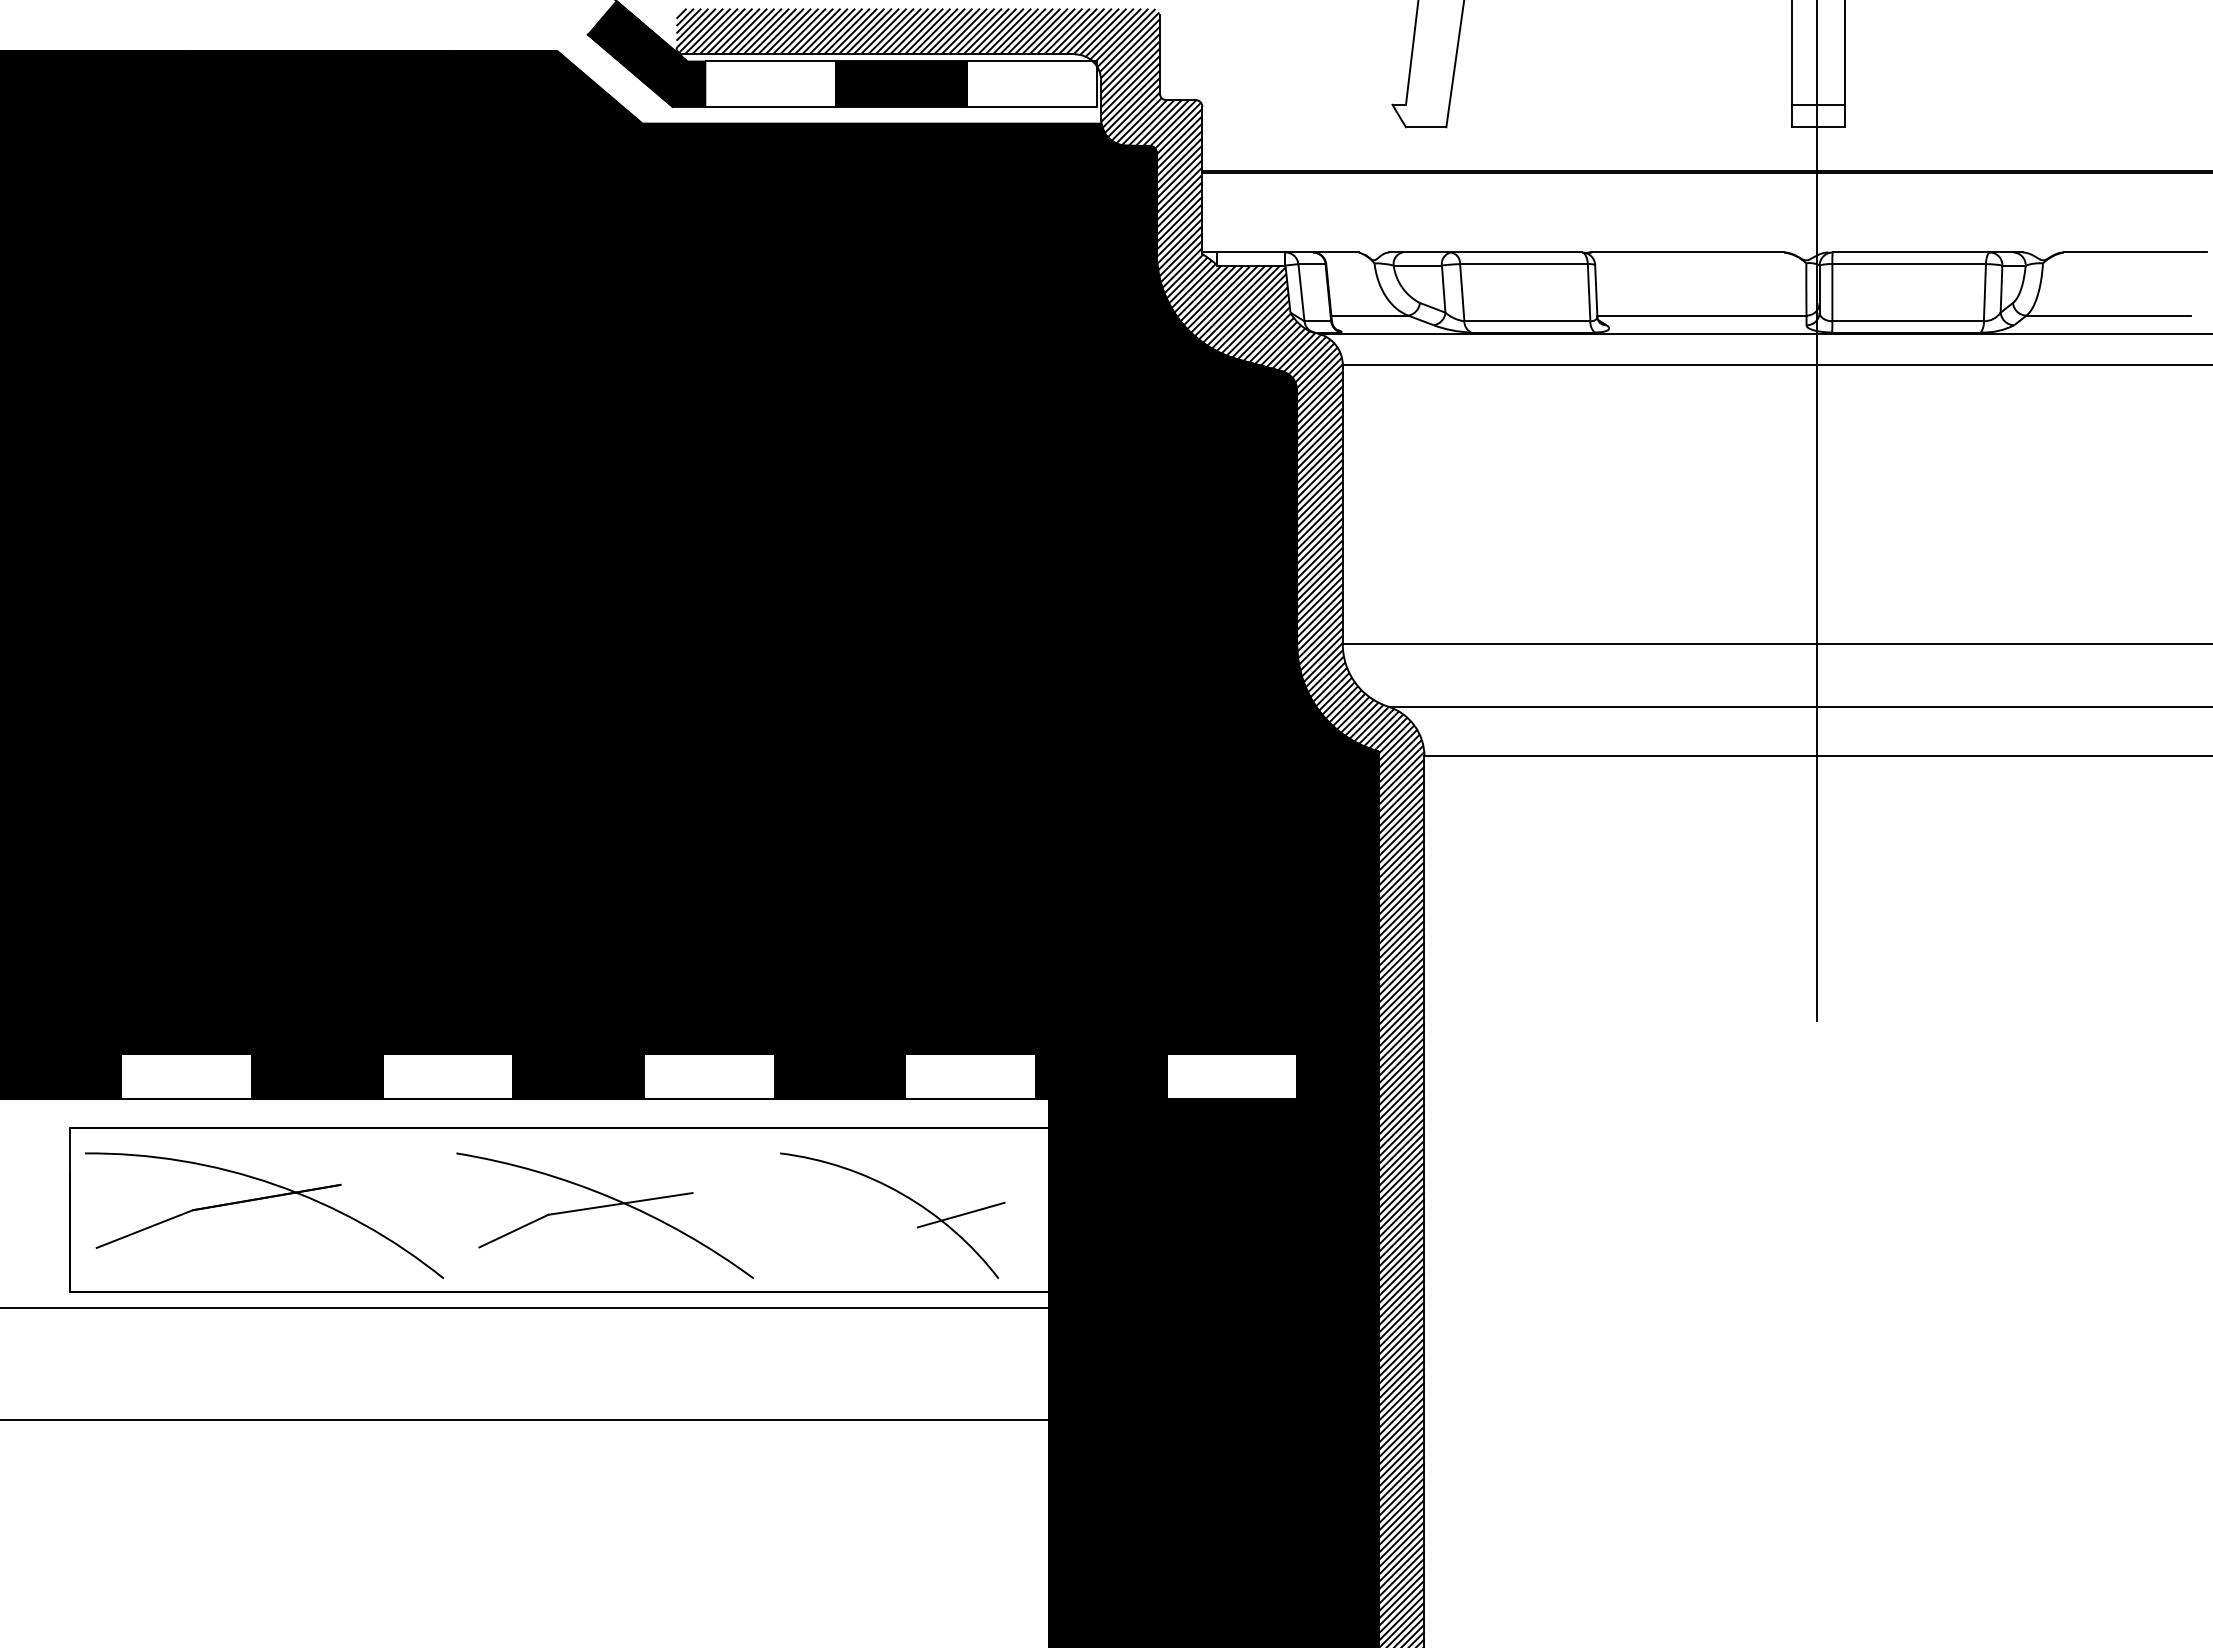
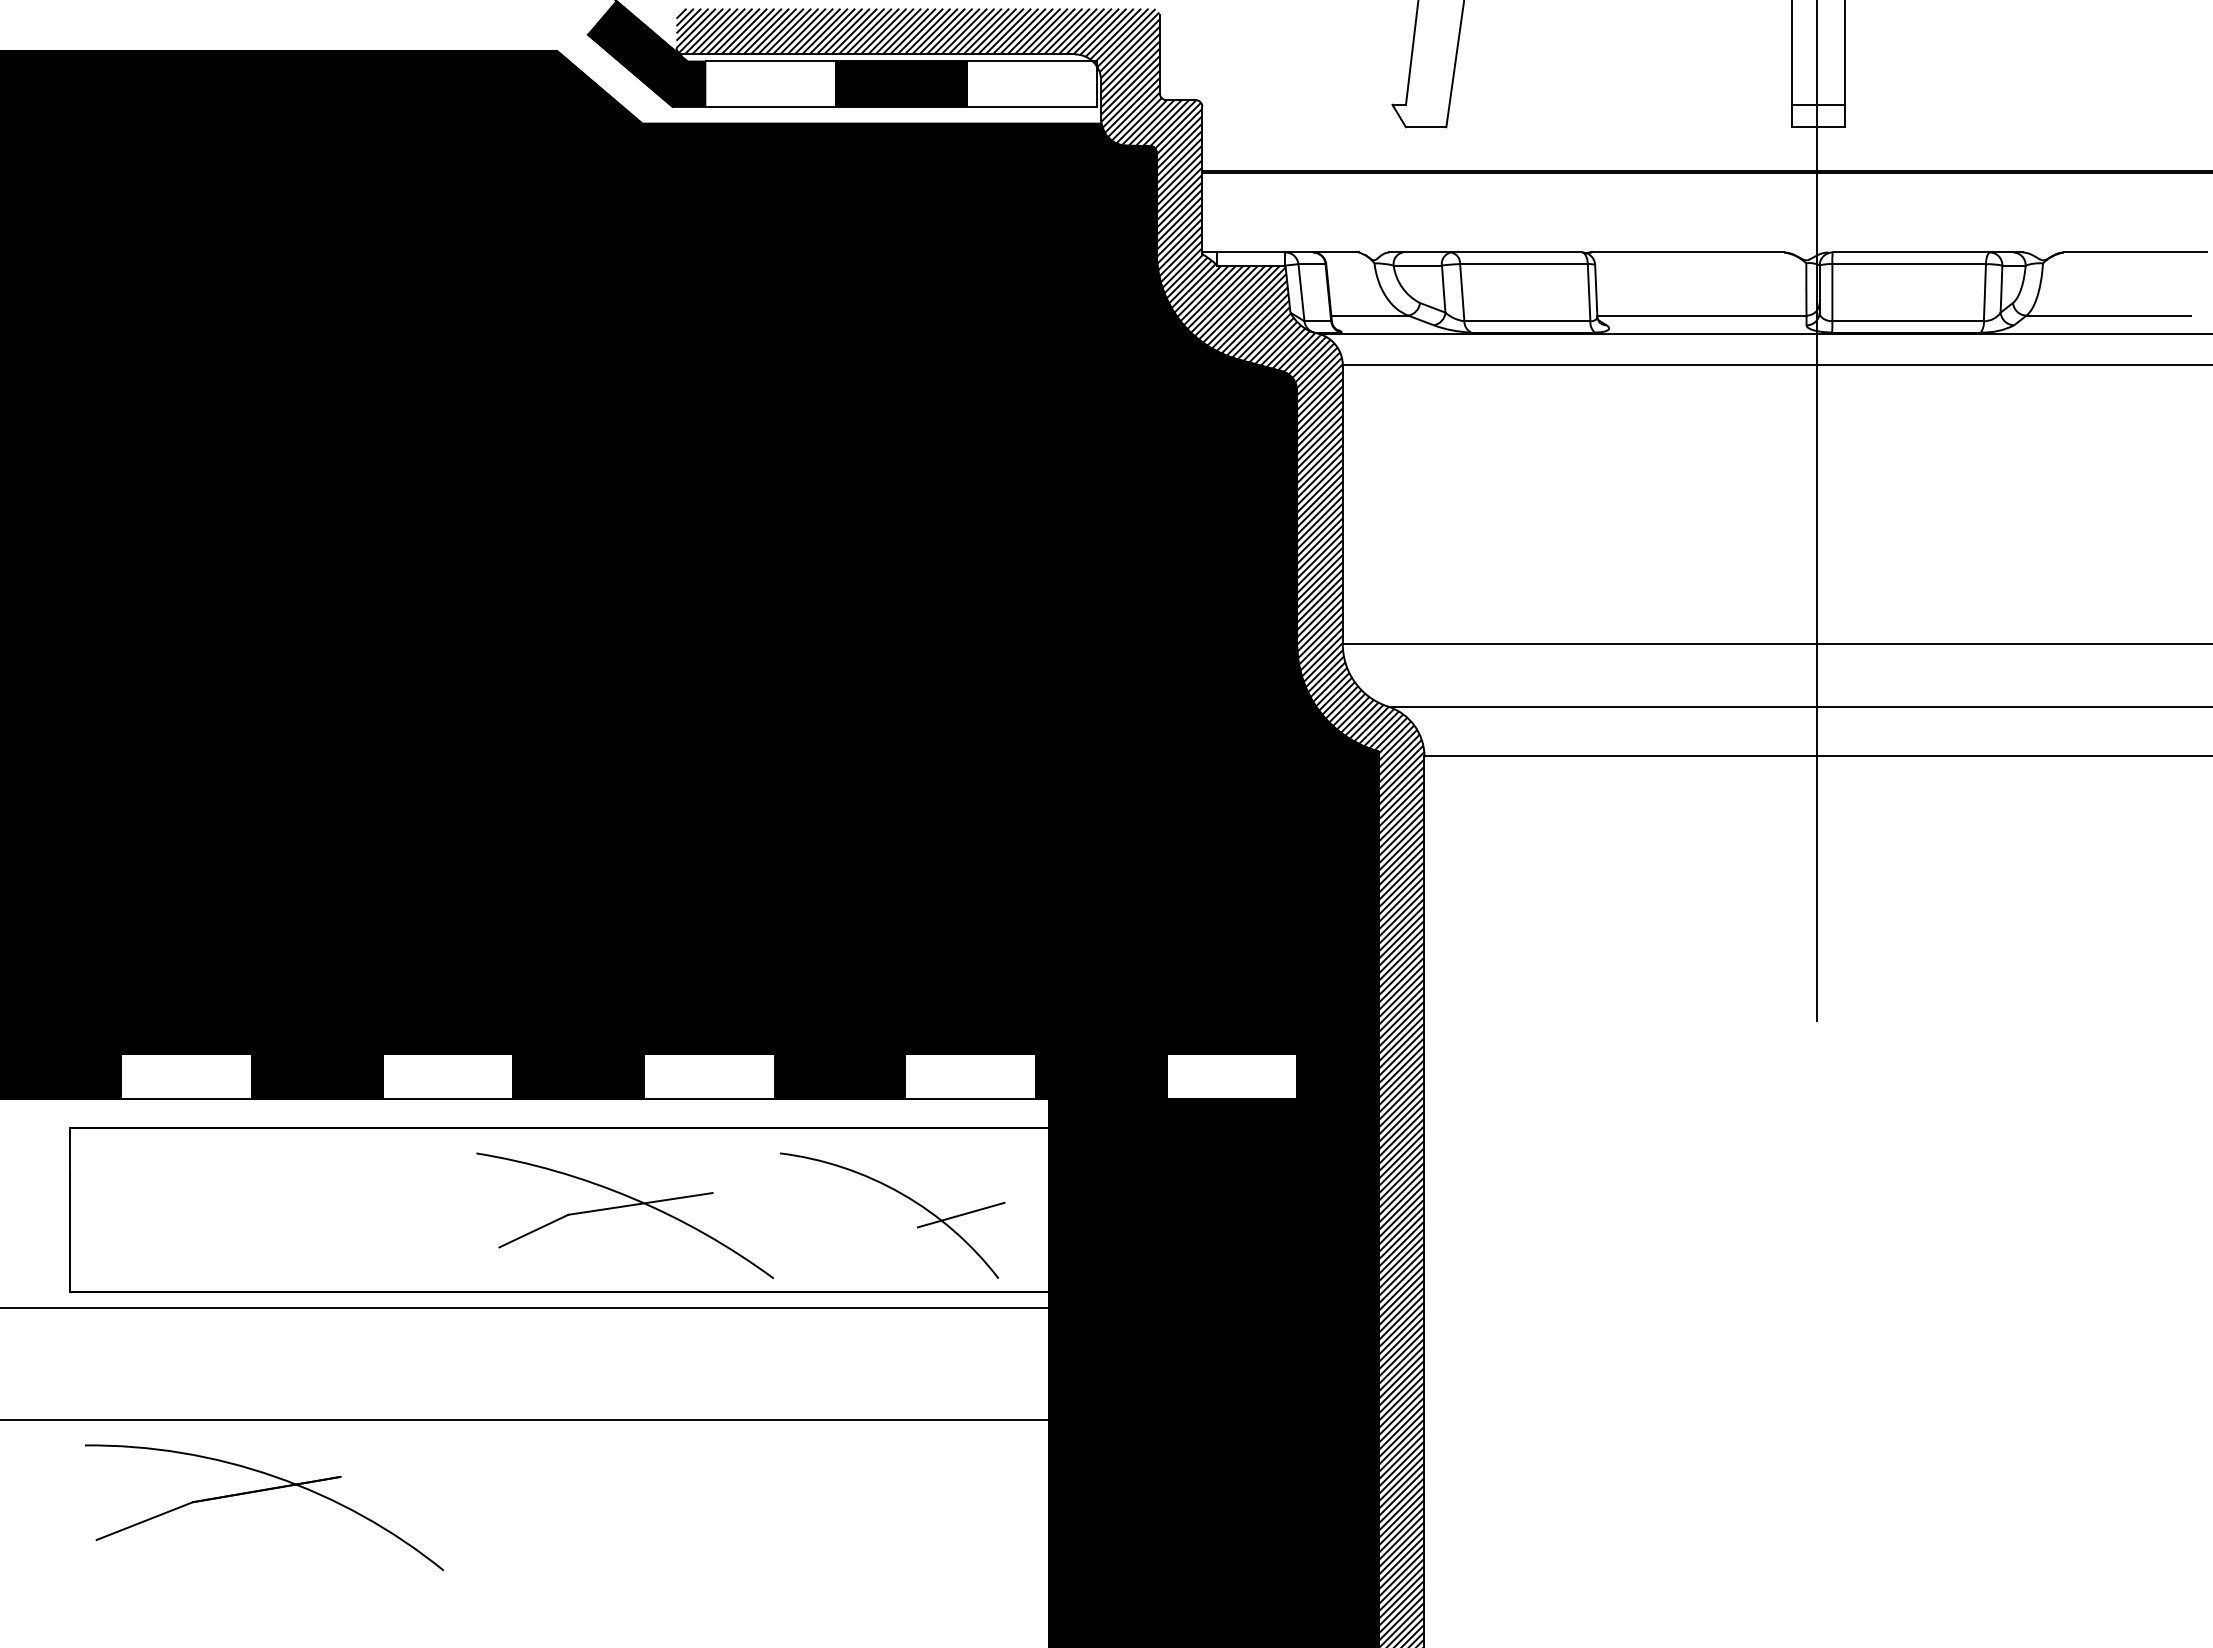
part position: (263, 1199) -> (263, 1491) (263, 1491)
part position: (604, 1207) -> (624, 1207) (624, 1207)
